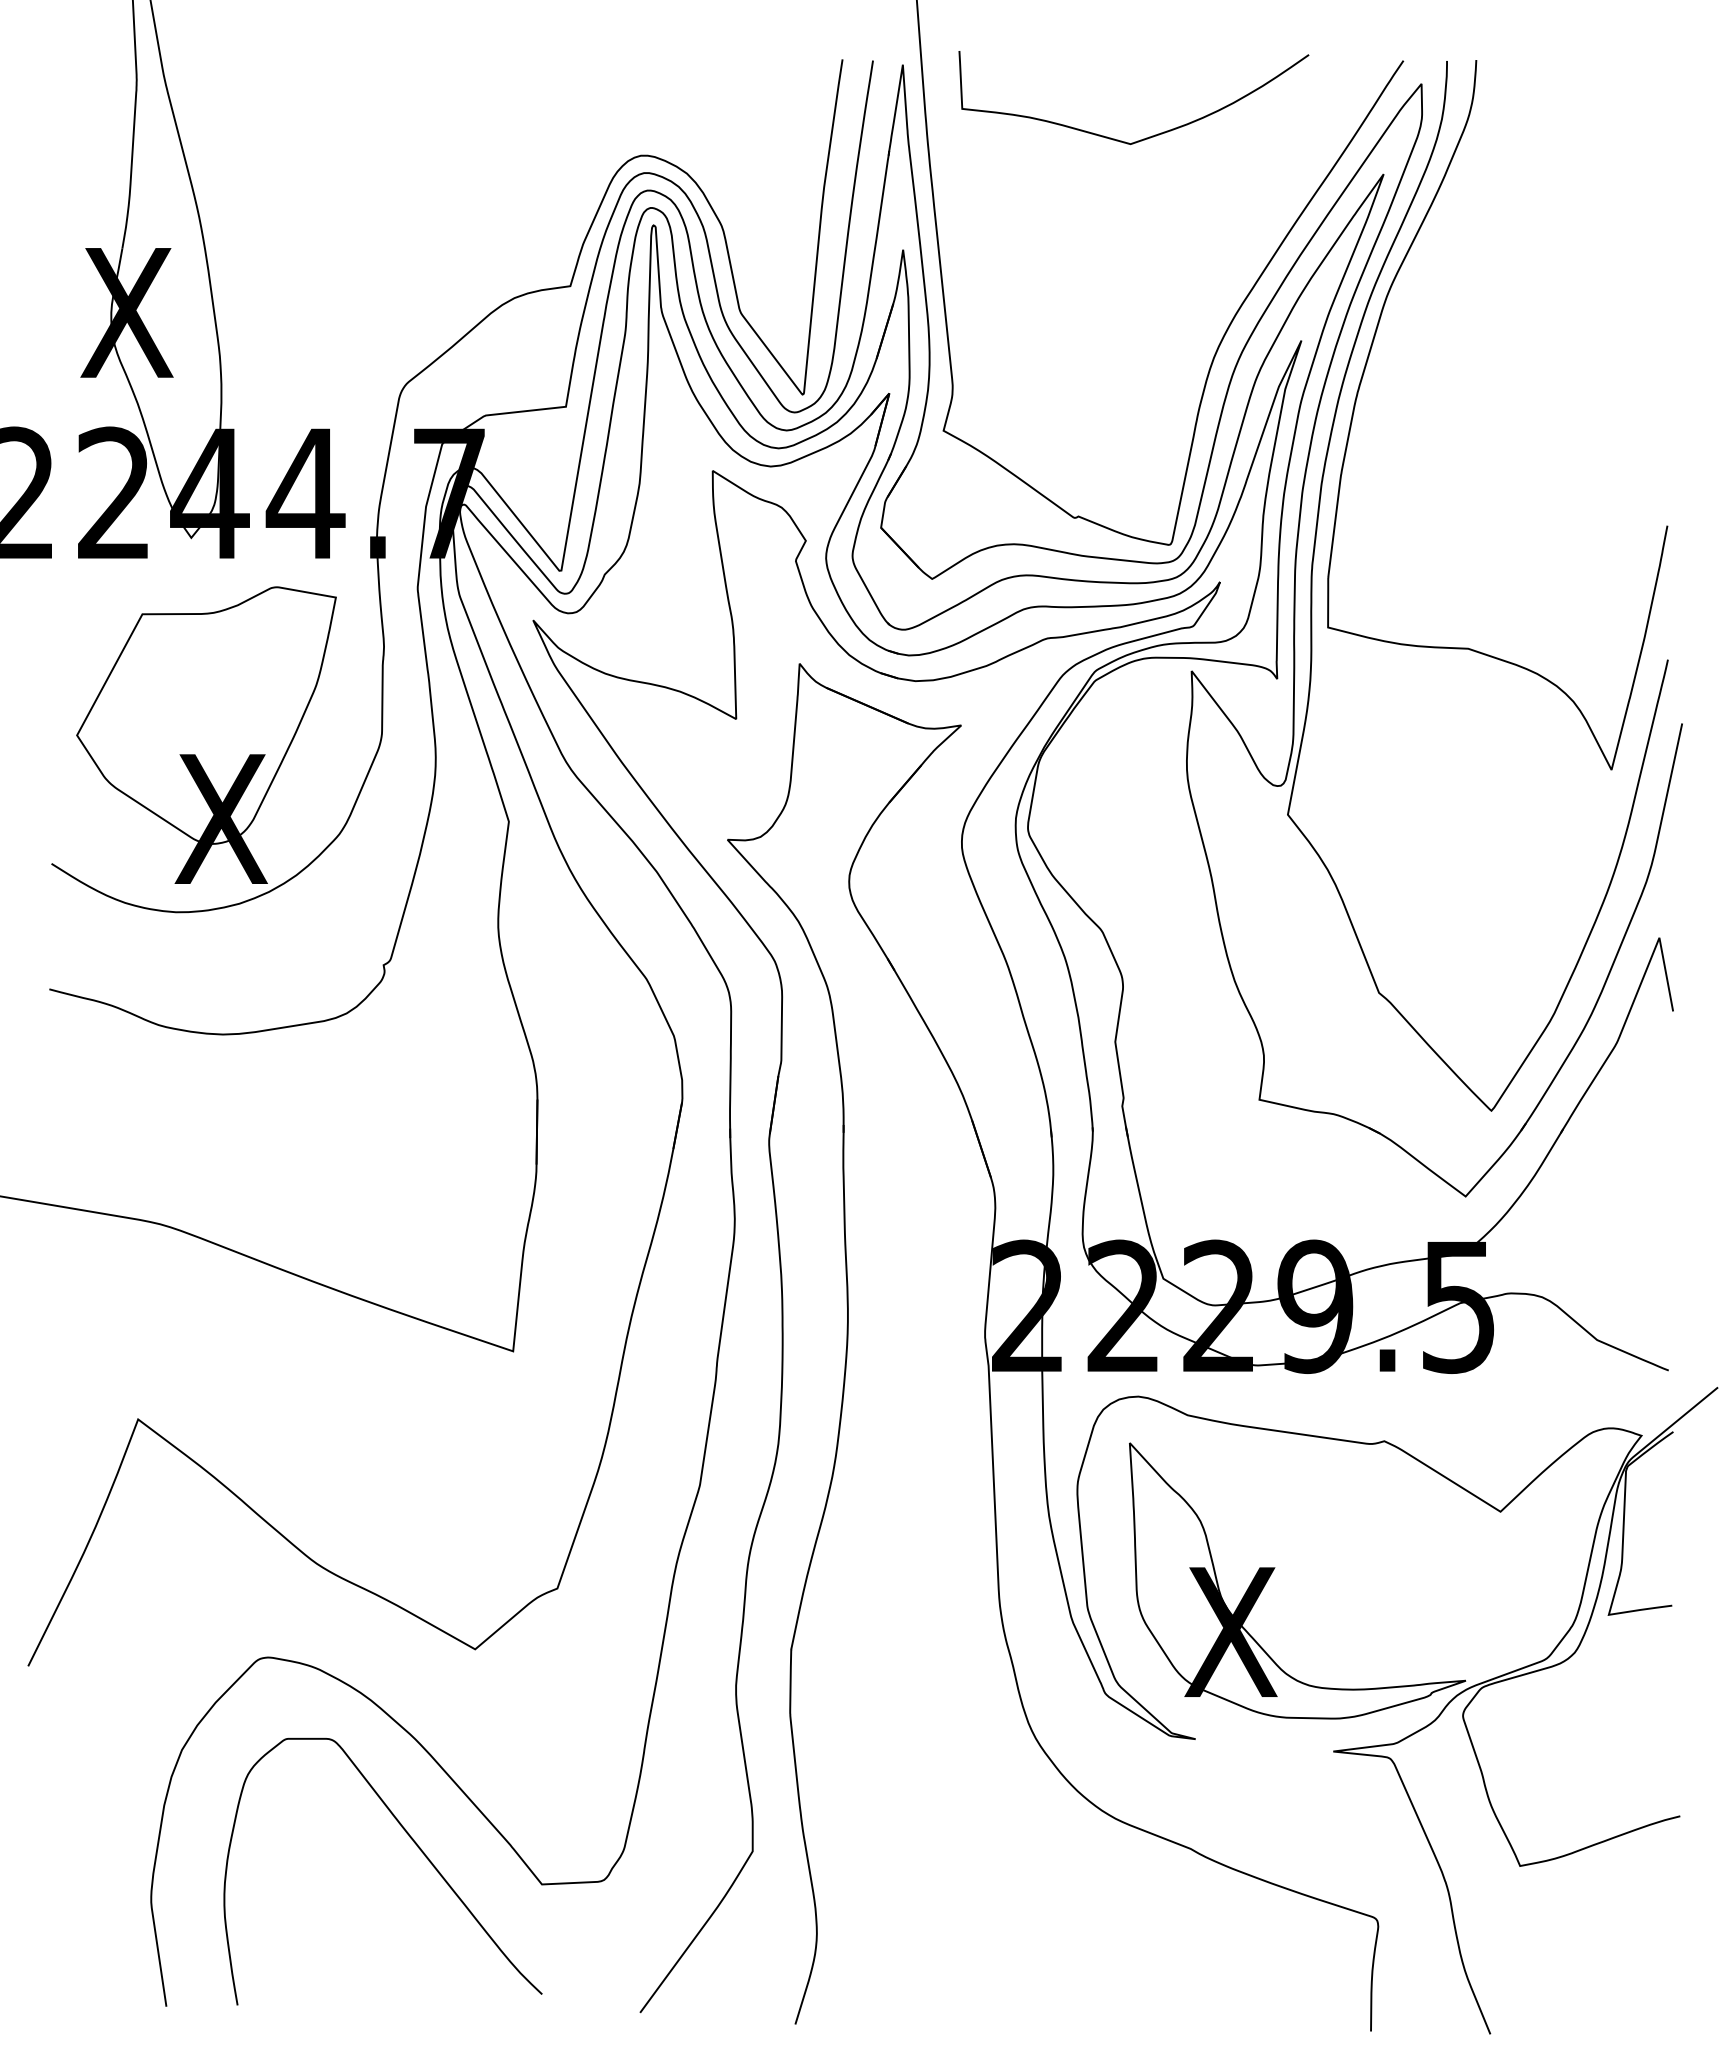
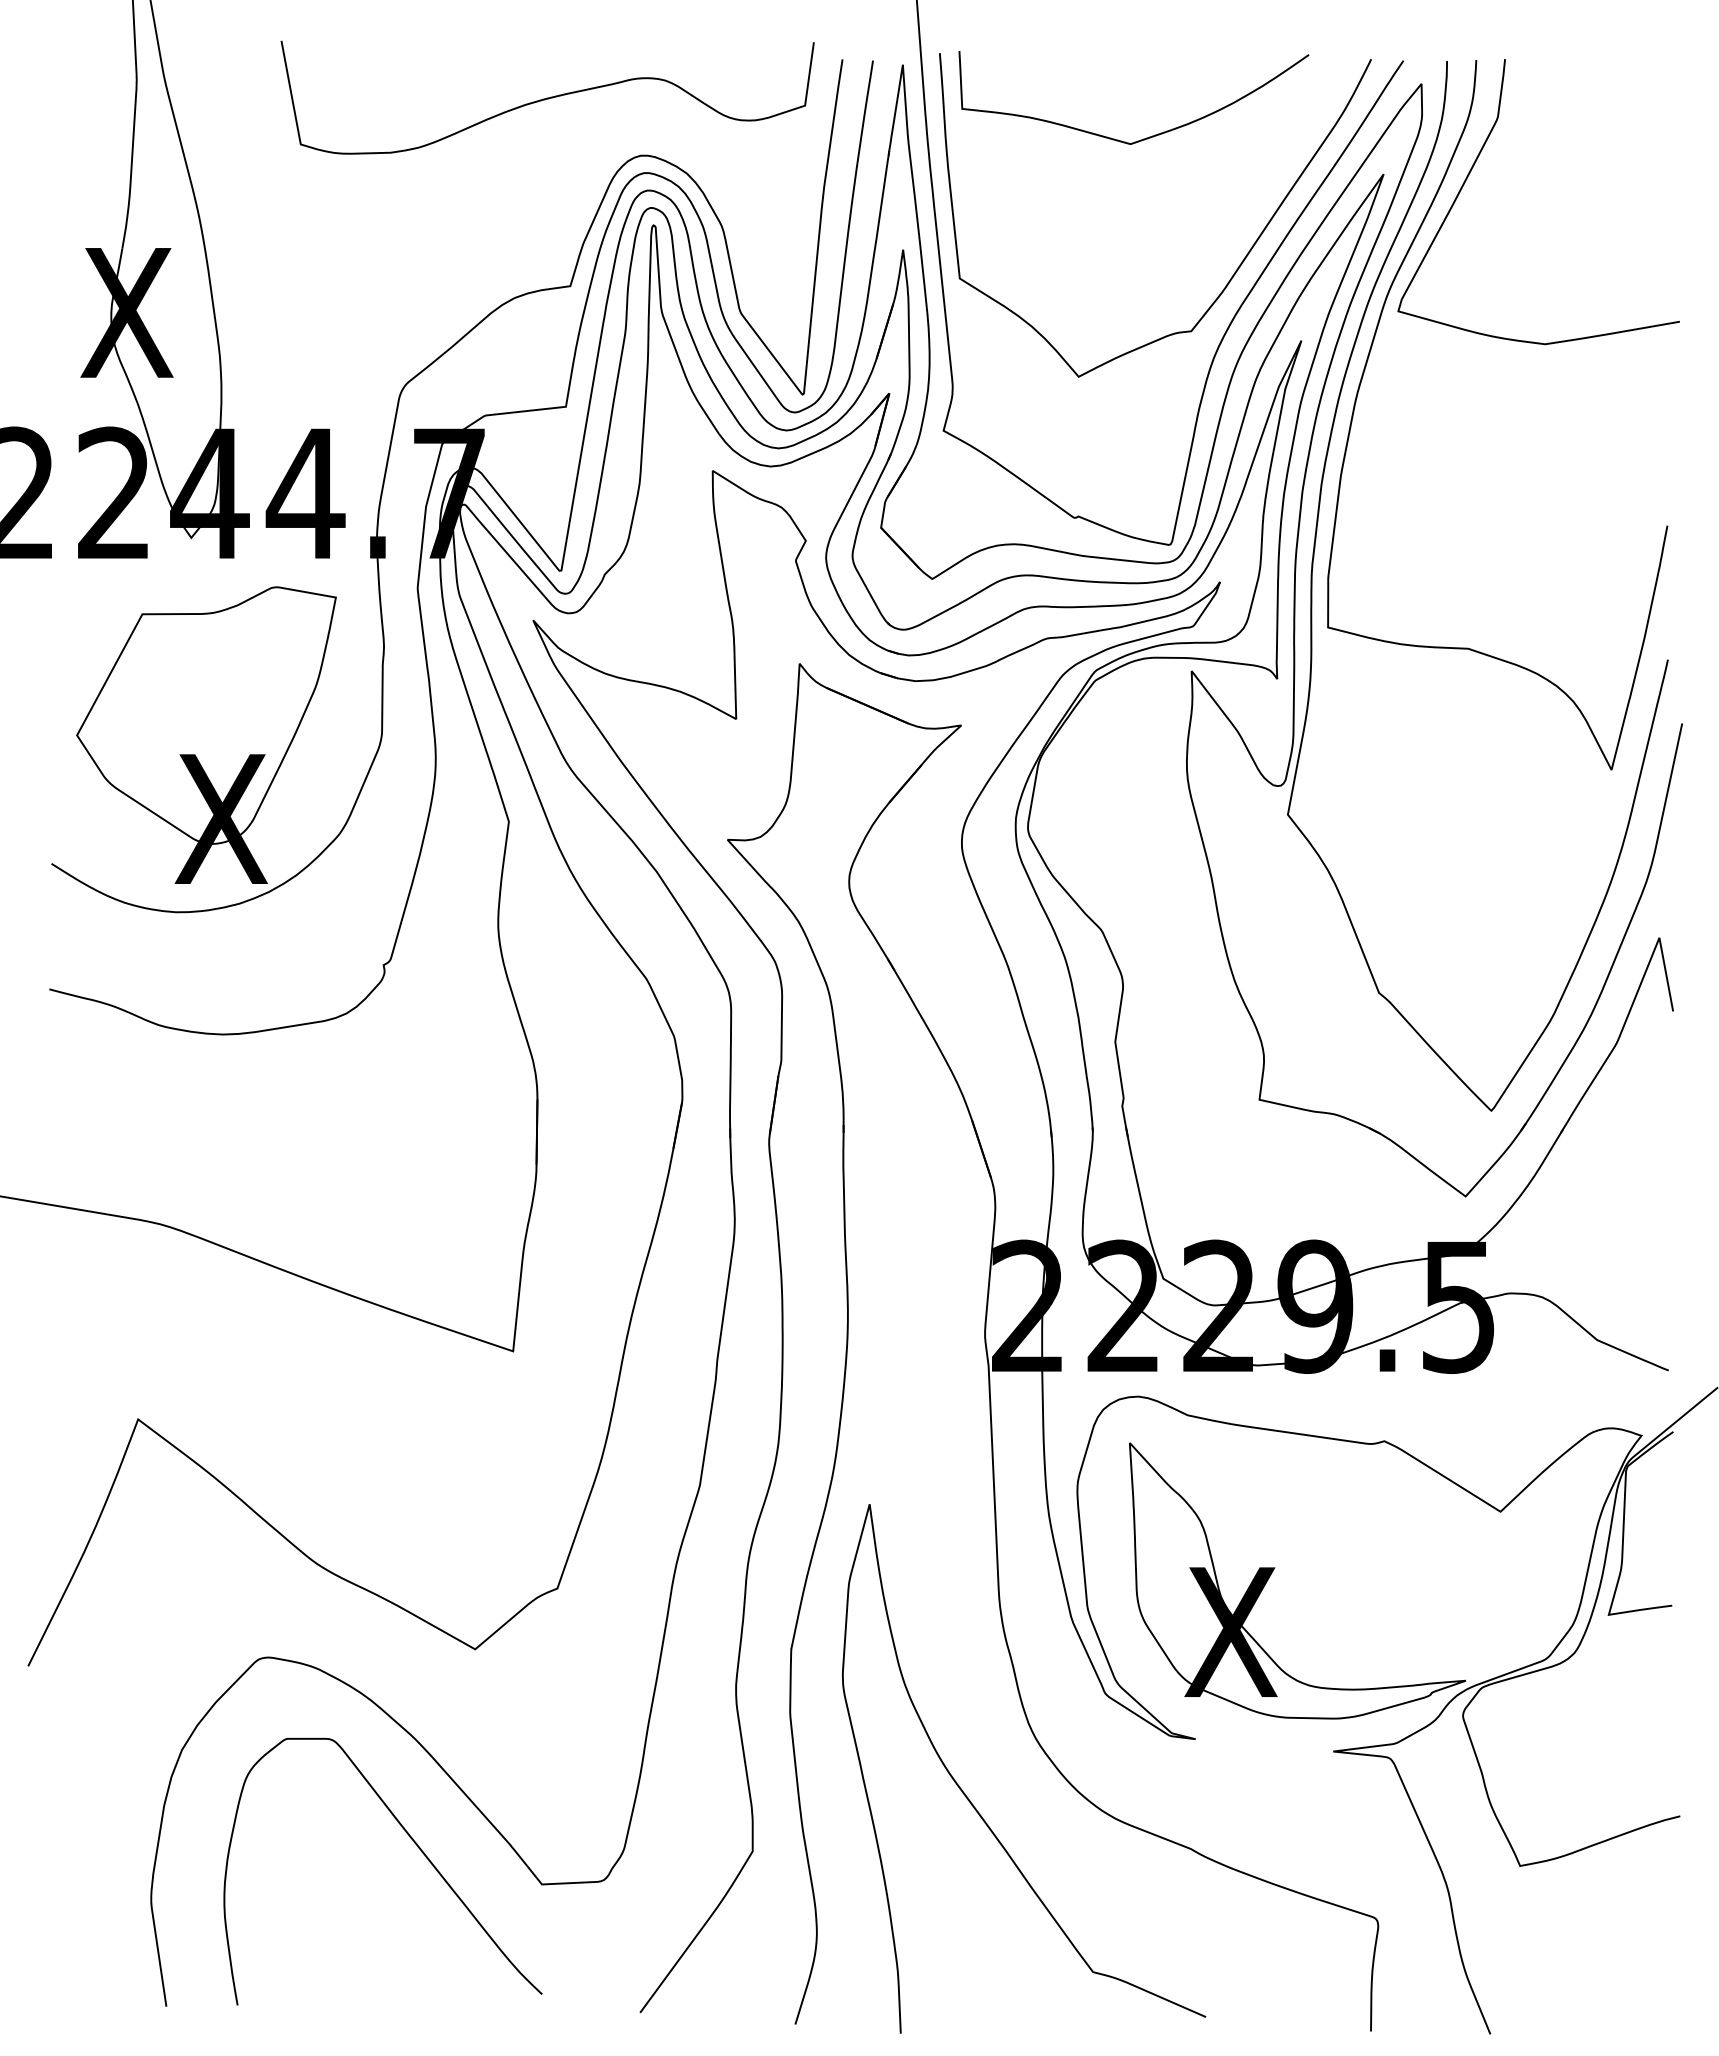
curve: none -> present (547, 97)
curve: none -> present (1472, 169)
curve: none -> present (1235, 270)
curve: none -> present (973, 1804)
